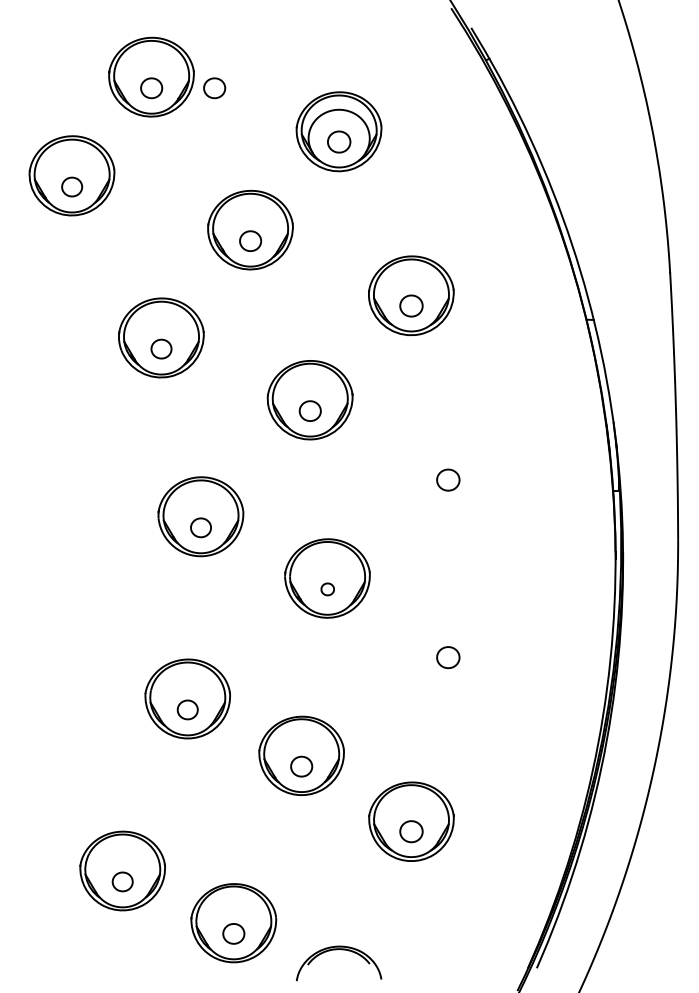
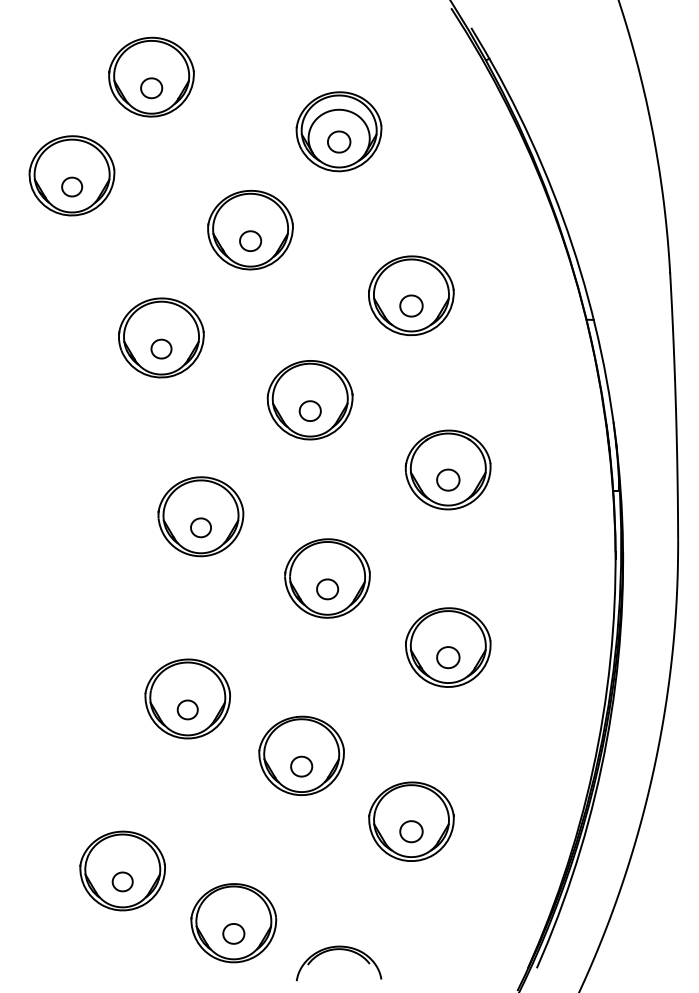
part: present -> none (214, 88)
part: none -> present (447, 469)
part size: 15x15 px -> 24x23 px (327, 589)
part: none -> present (448, 647)
